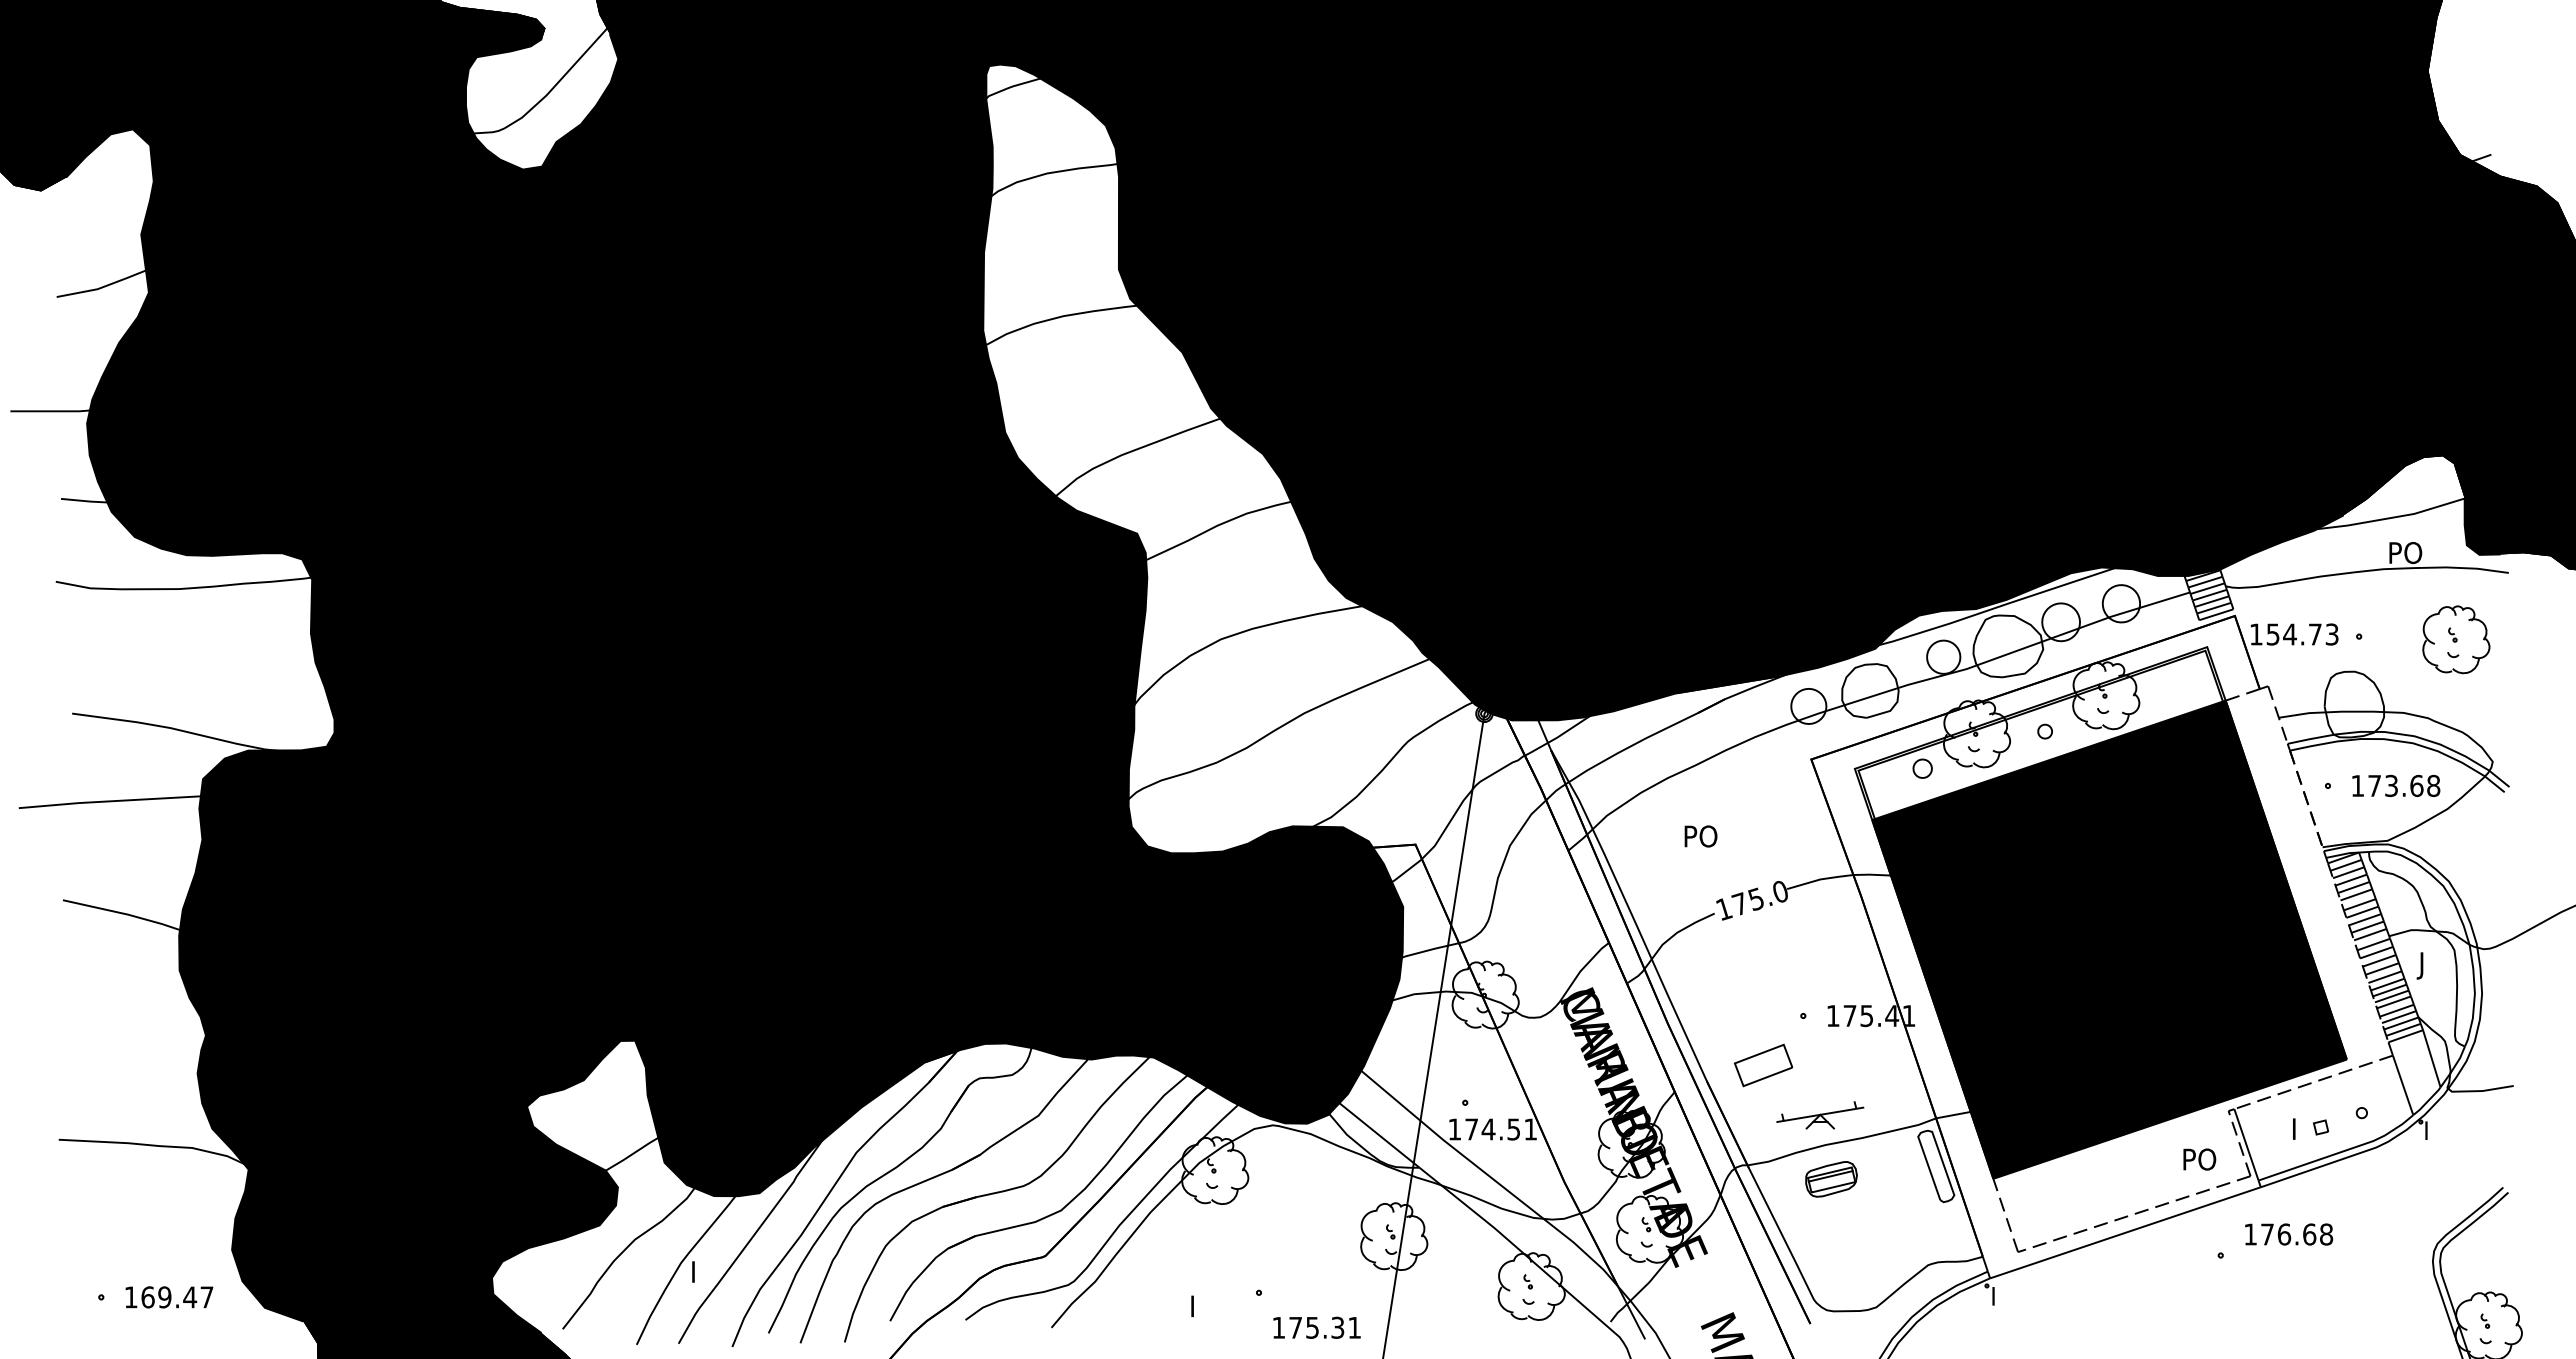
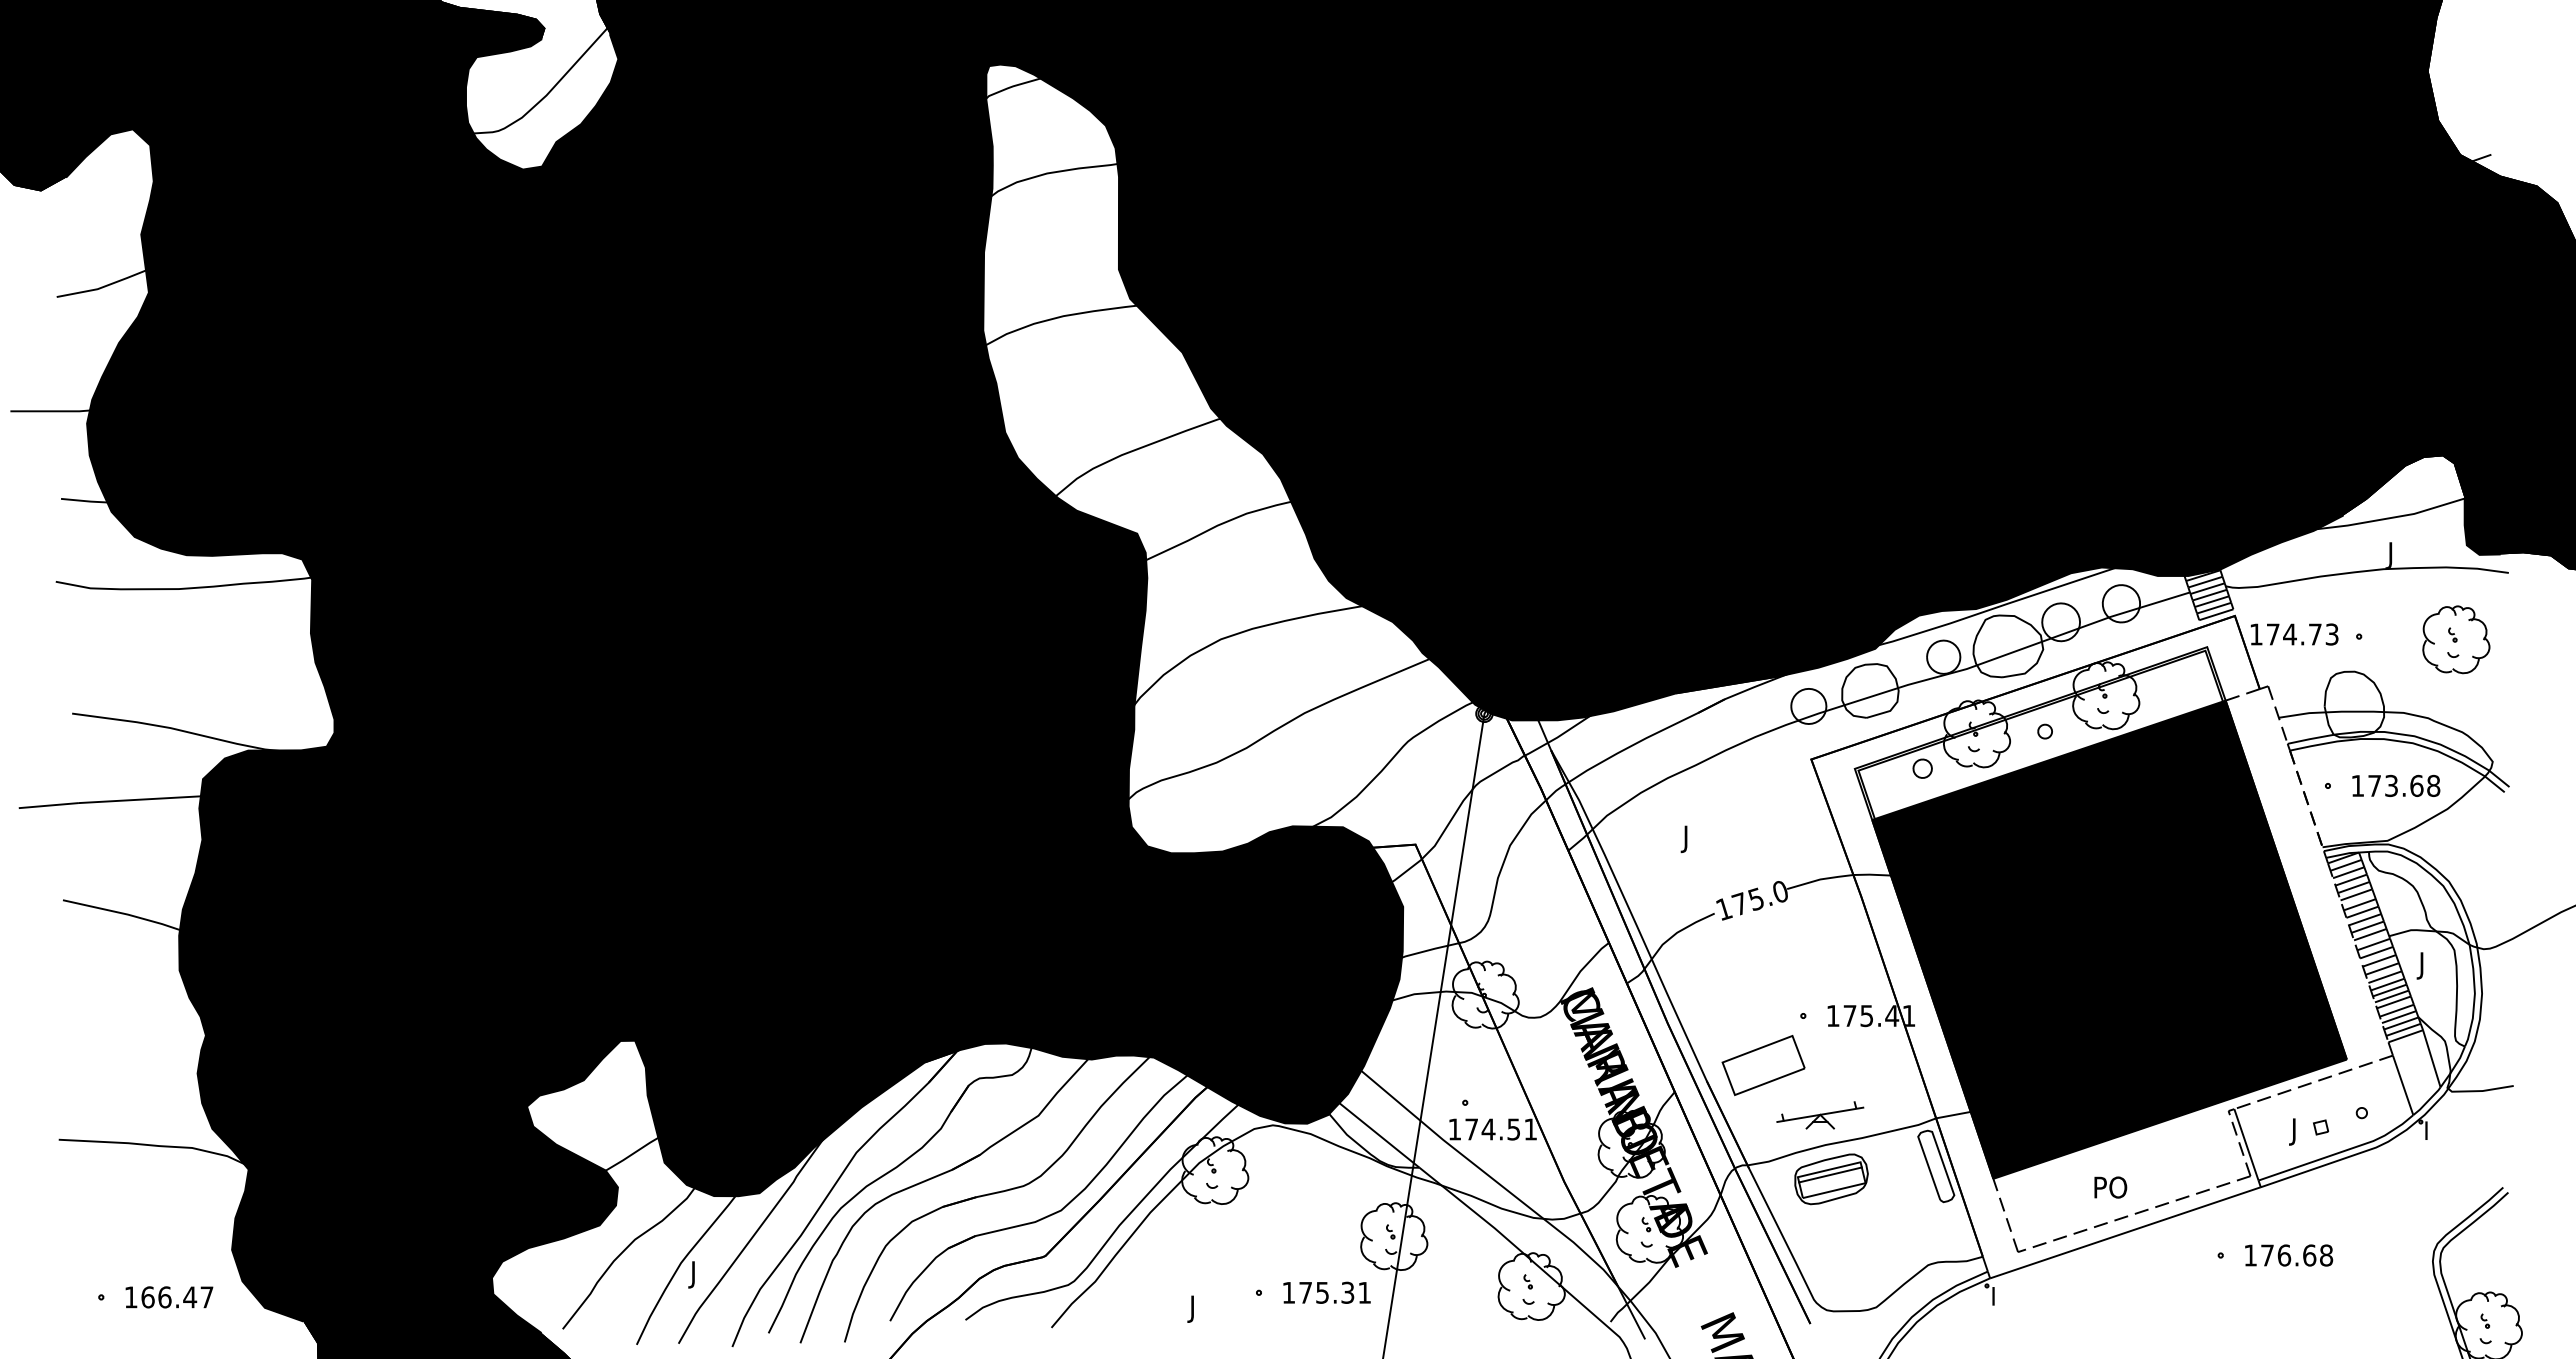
text: PO -> J (2403, 555)
text: 154.73 -> 174.73 (2272, 634)
text: PO -> J (1698, 839)
part size: 59x45 px -> 85x61 px (1763, 1065)
text: I -> J (2292, 1142)
text position: (2199, 1159) -> (2110, 1187) (2110, 1187)
part size: 53x37 px -> 75x53 px (1831, 1179)
text position: (2289, 1234) -> (2289, 1255) (2289, 1255)
text: I -> J (691, 1285)
text: 169.47 -> 166.47 (164, 1297)
text: I -> J (1190, 1319)
text position: (1316, 1327) -> (1326, 1292) (1326, 1292)
